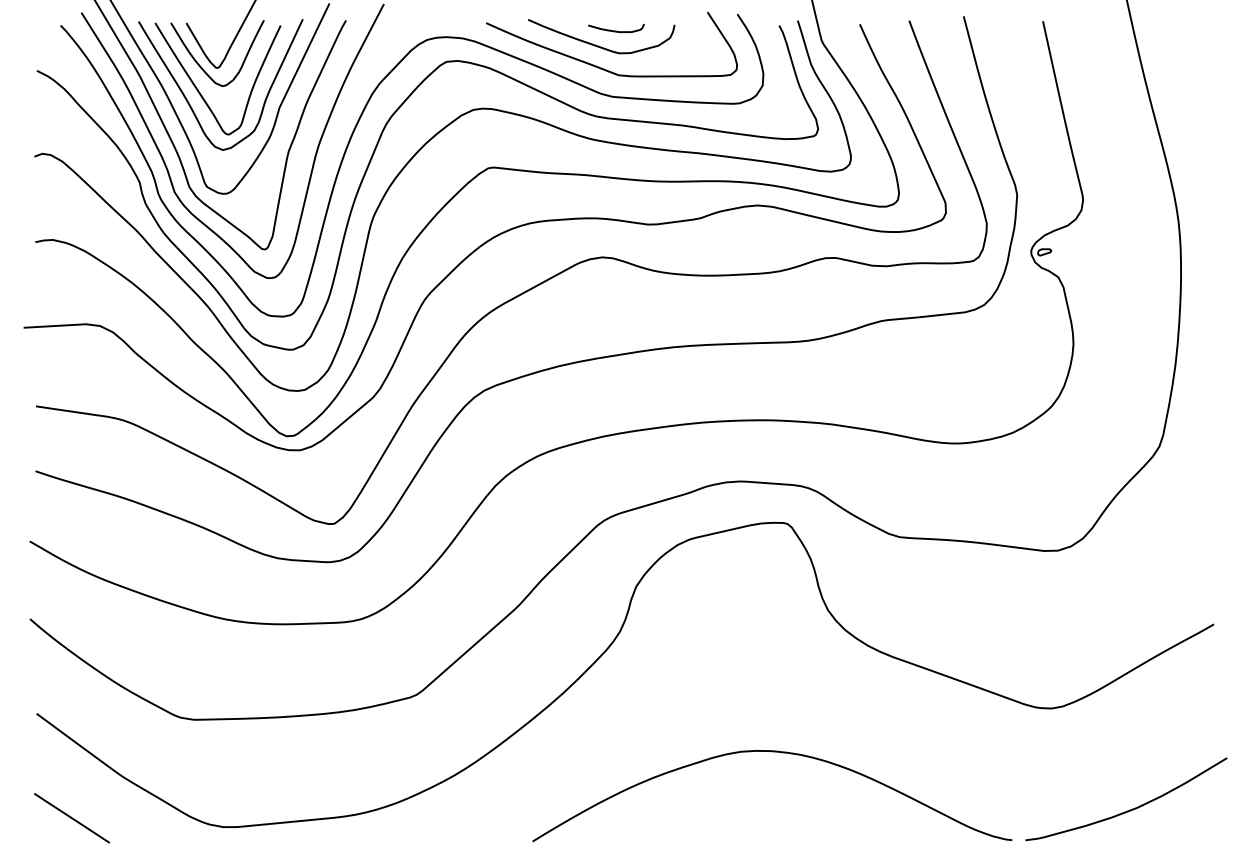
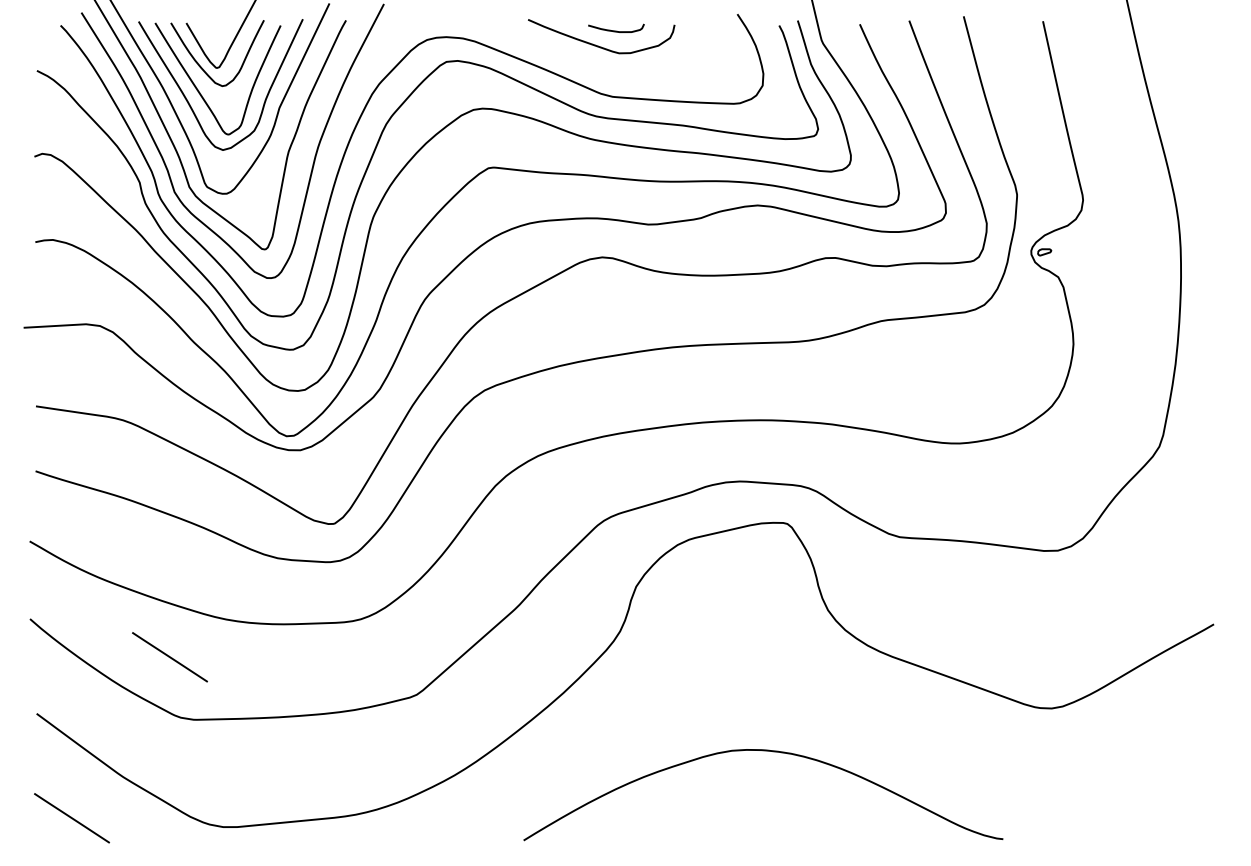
curve: present -> none (604, 68)
line: none -> present (169, 657)
curve position: (772, 752) -> (763, 751) (763, 751)
curve: present -> none (1129, 809)
